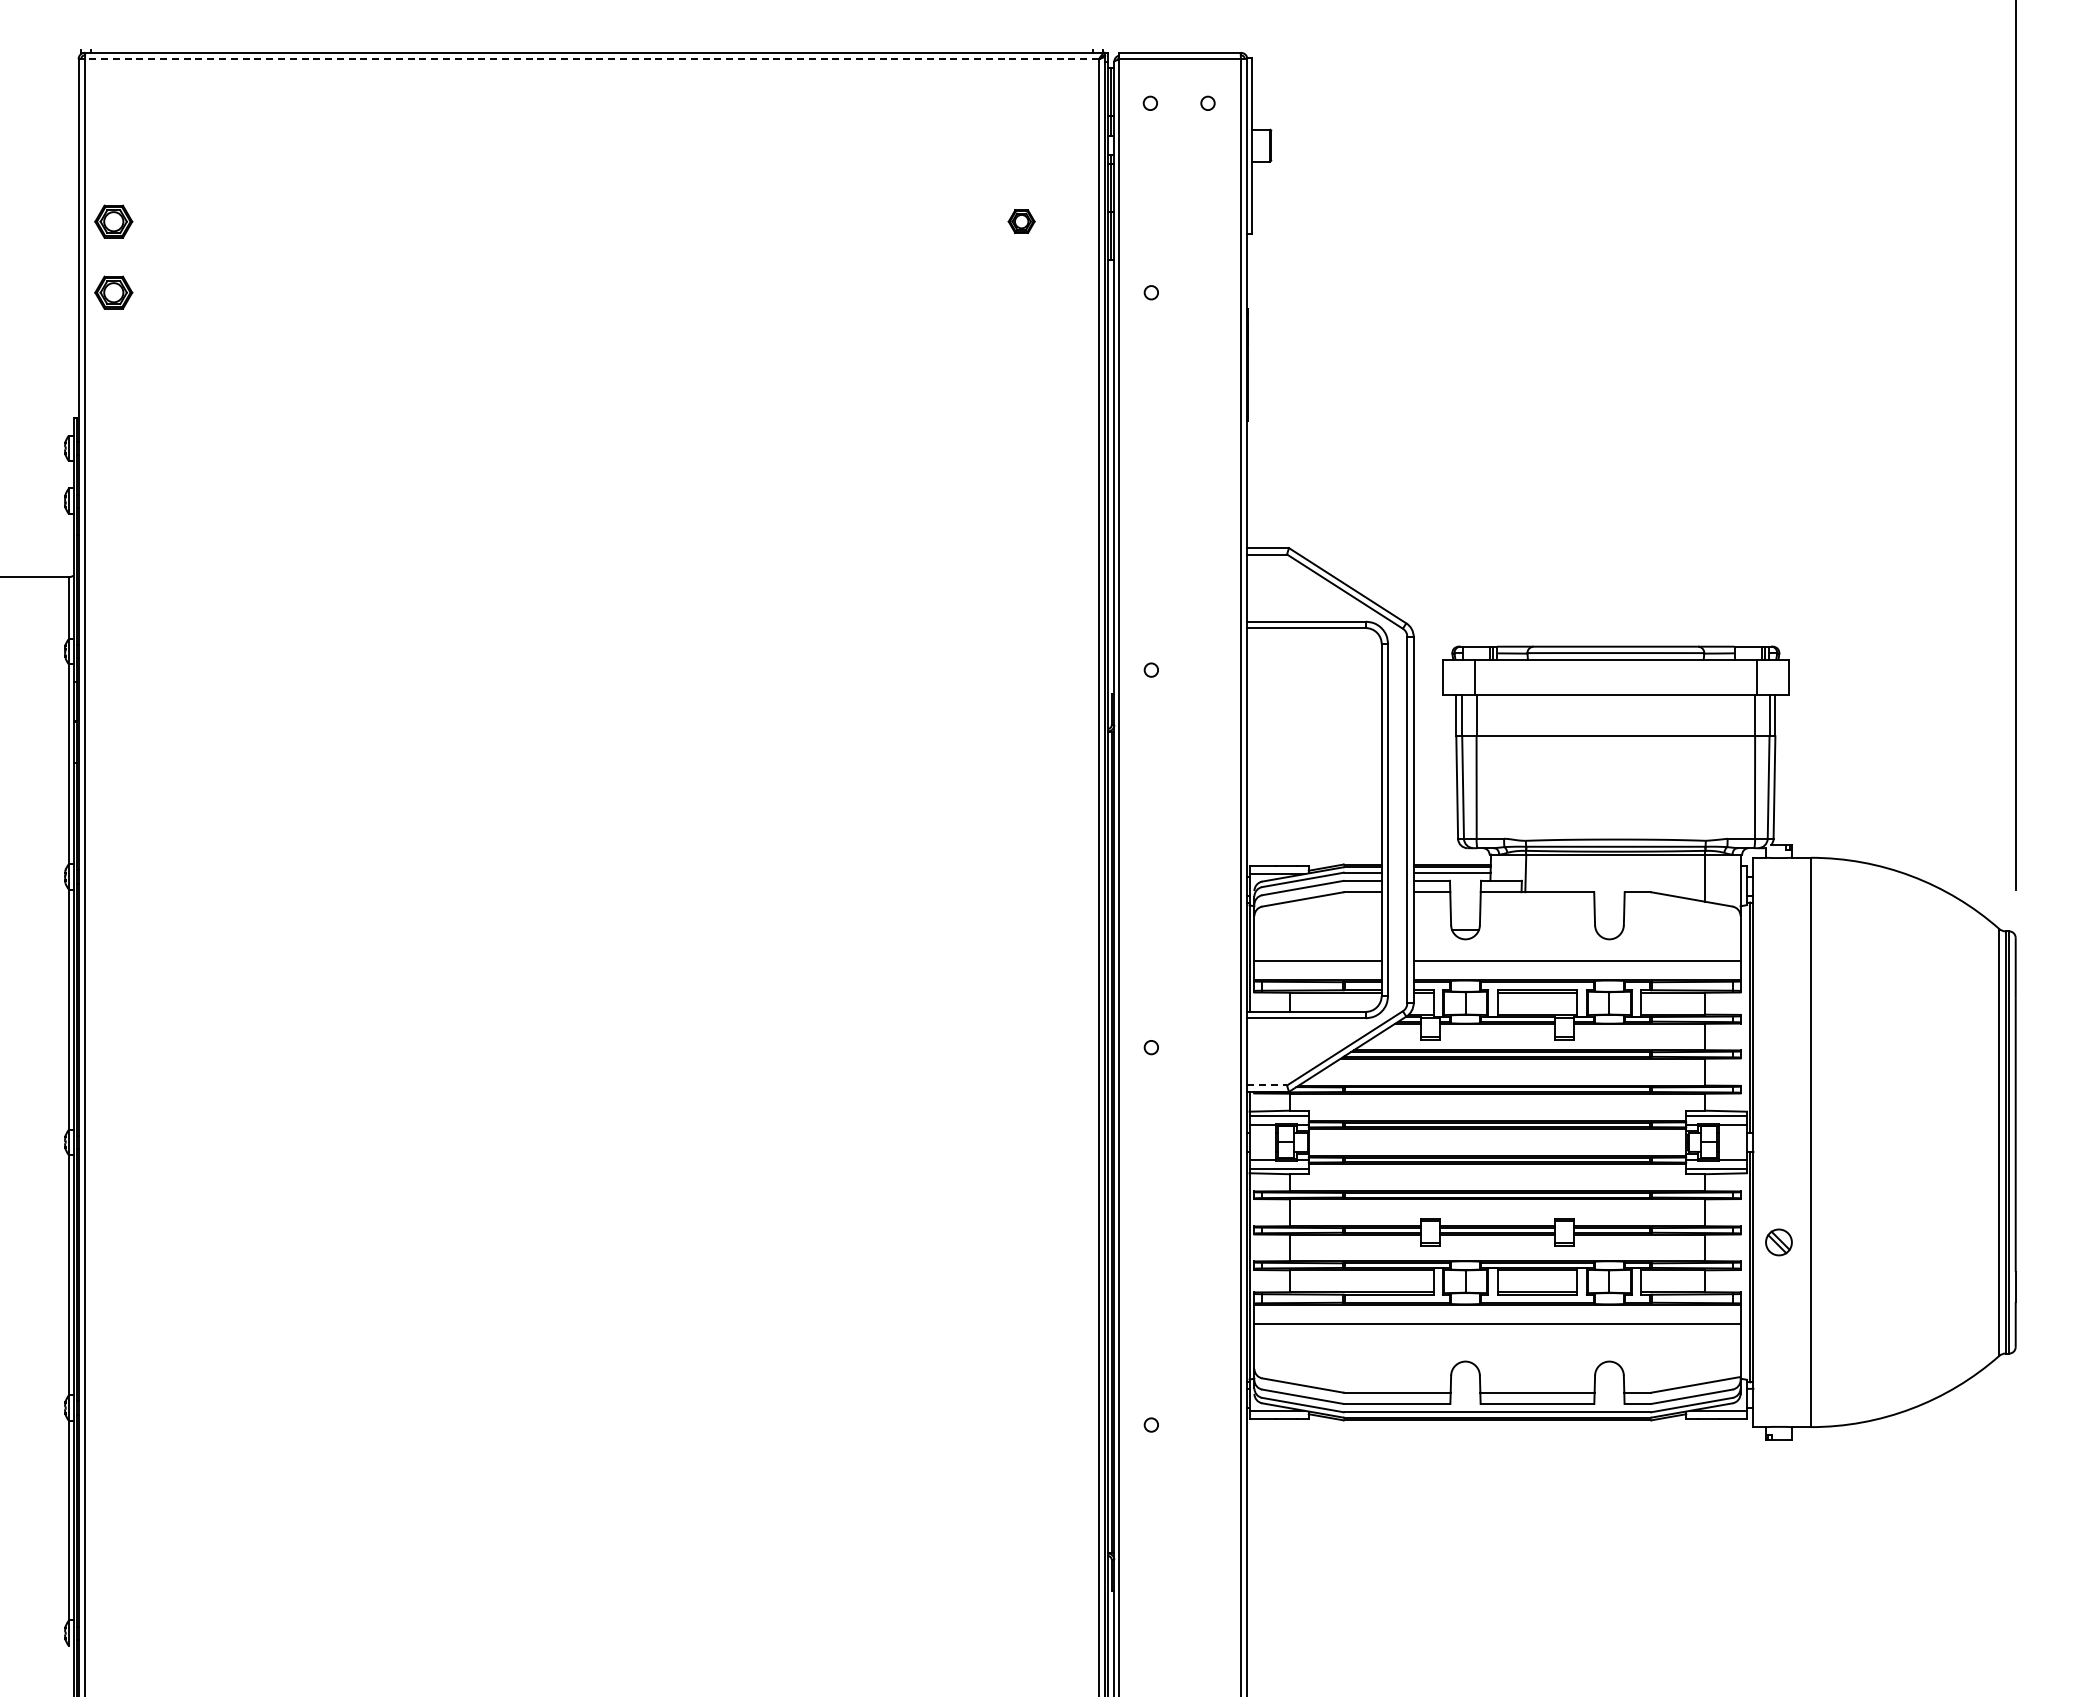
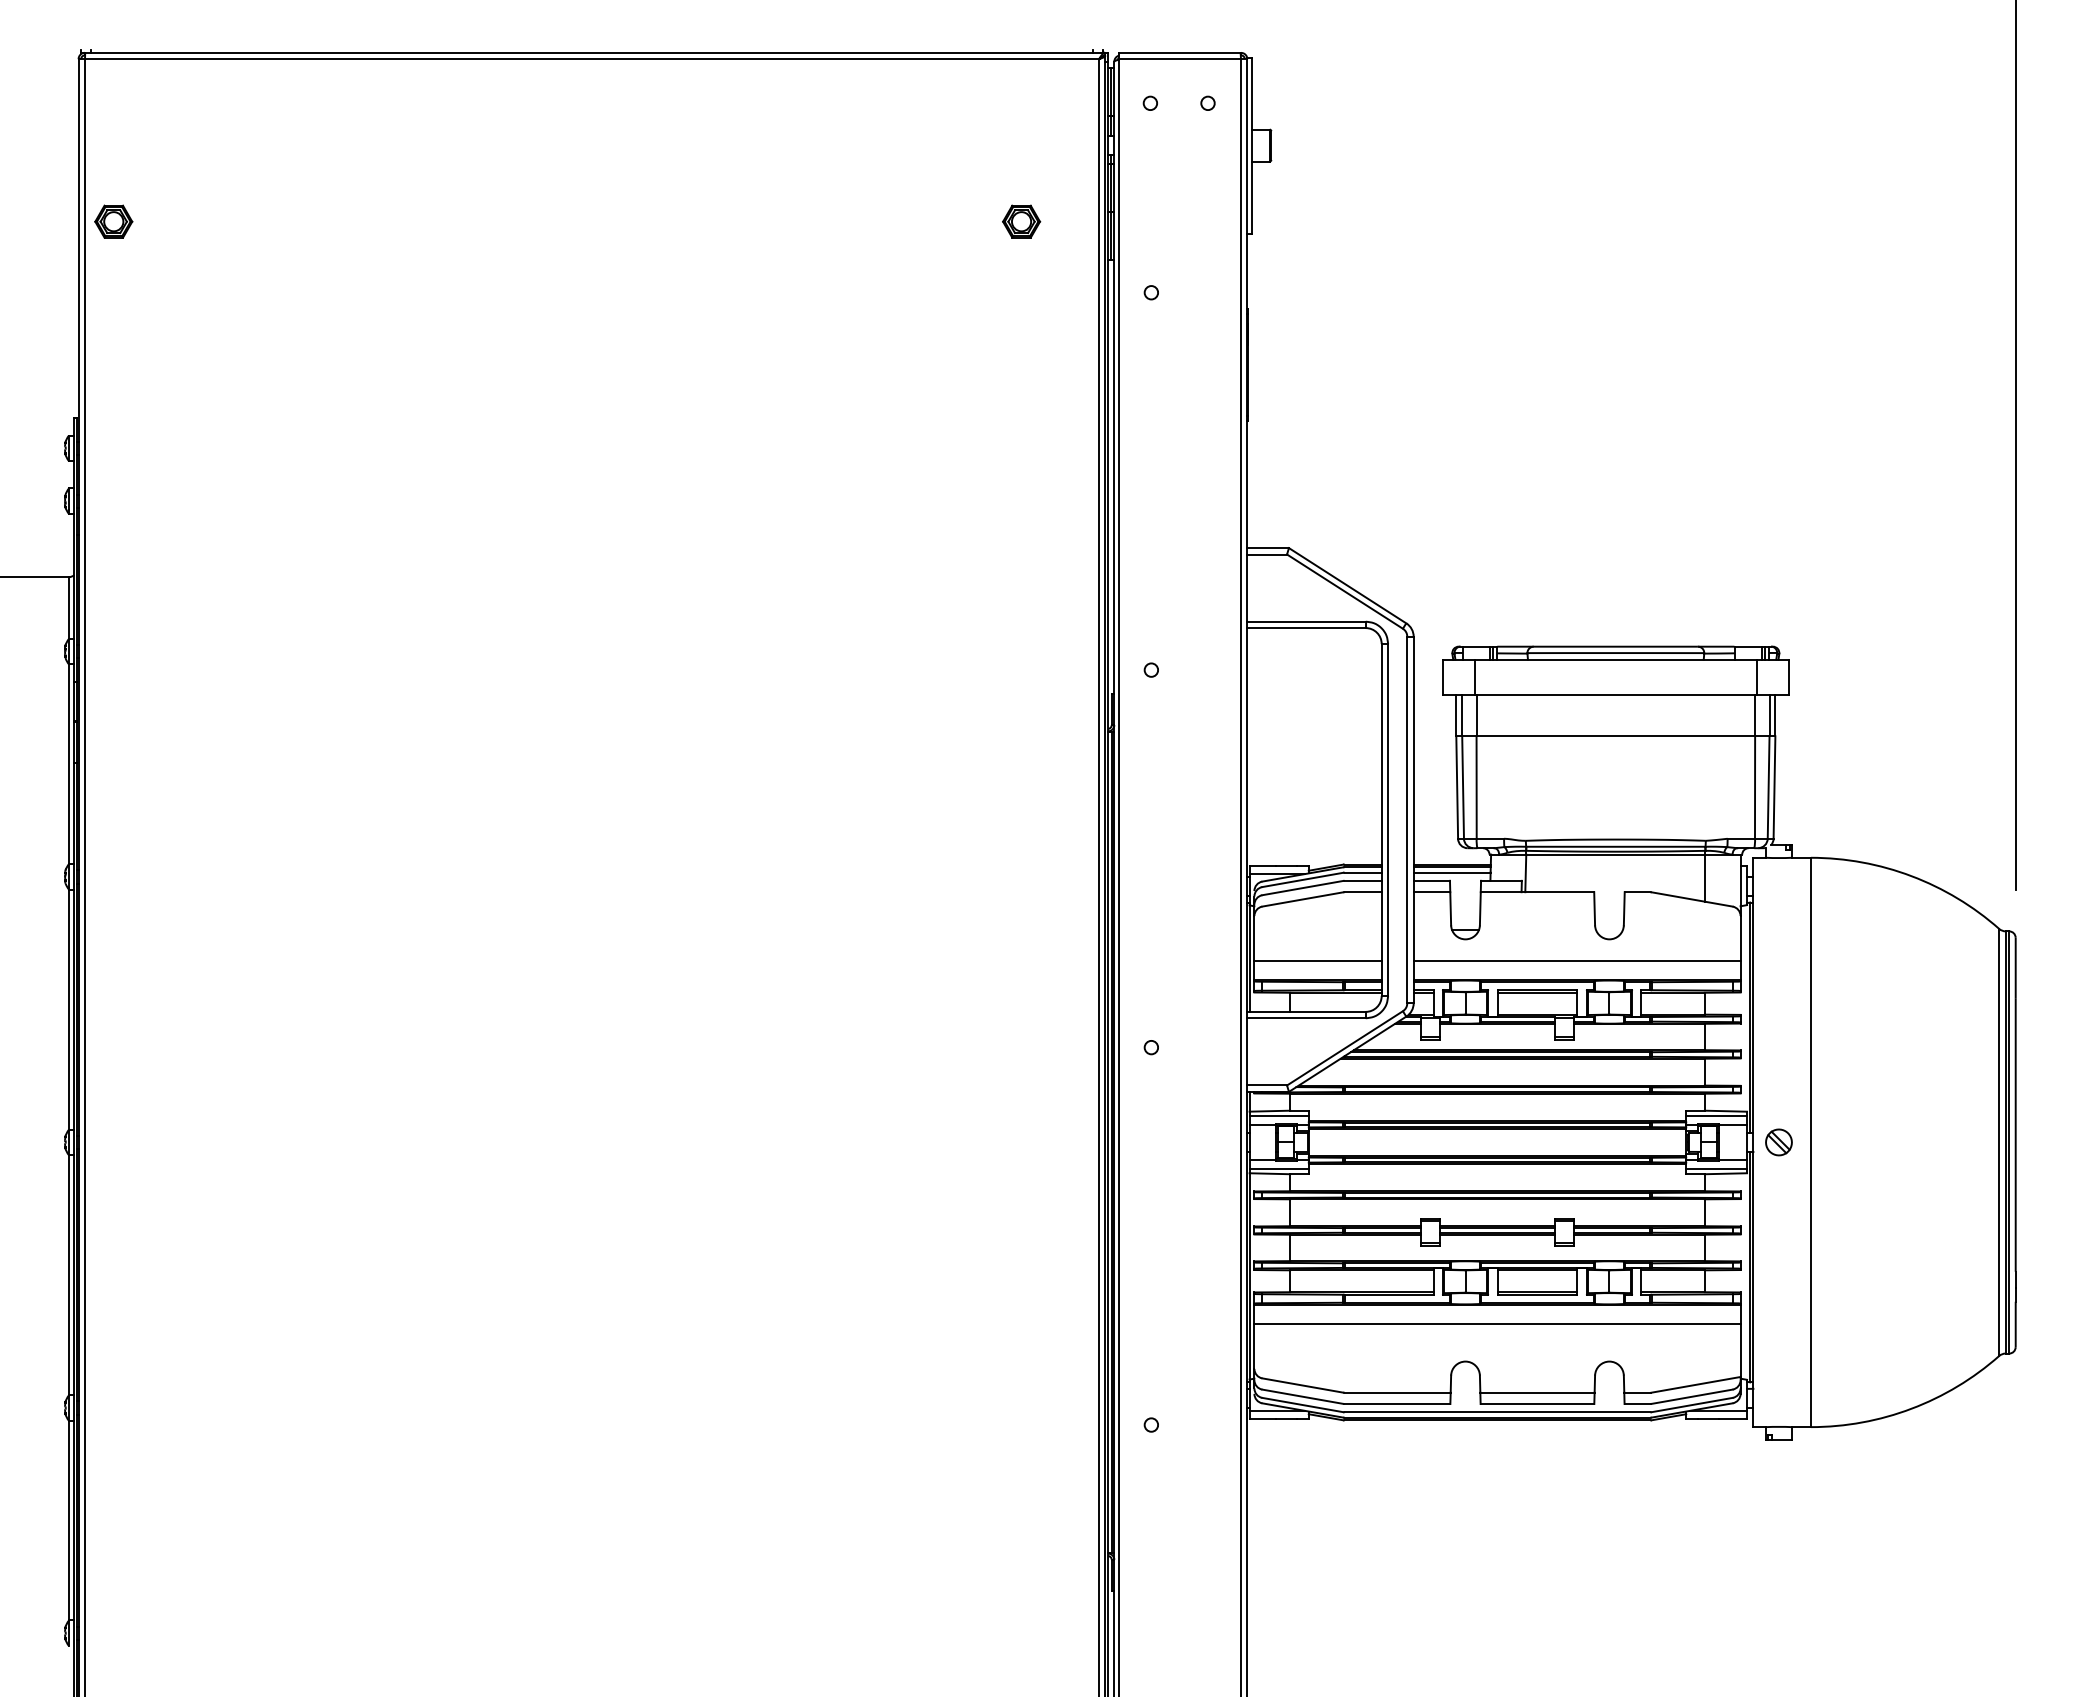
line: dashed -> solid (591, 59)
part size: 29x25 px -> 40x35 px (1021, 221)
part: present -> none (113, 292)
line: dashed -> solid (1267, 1085)
part position: (1778, 1242) -> (1778, 1142) (1778, 1142)
